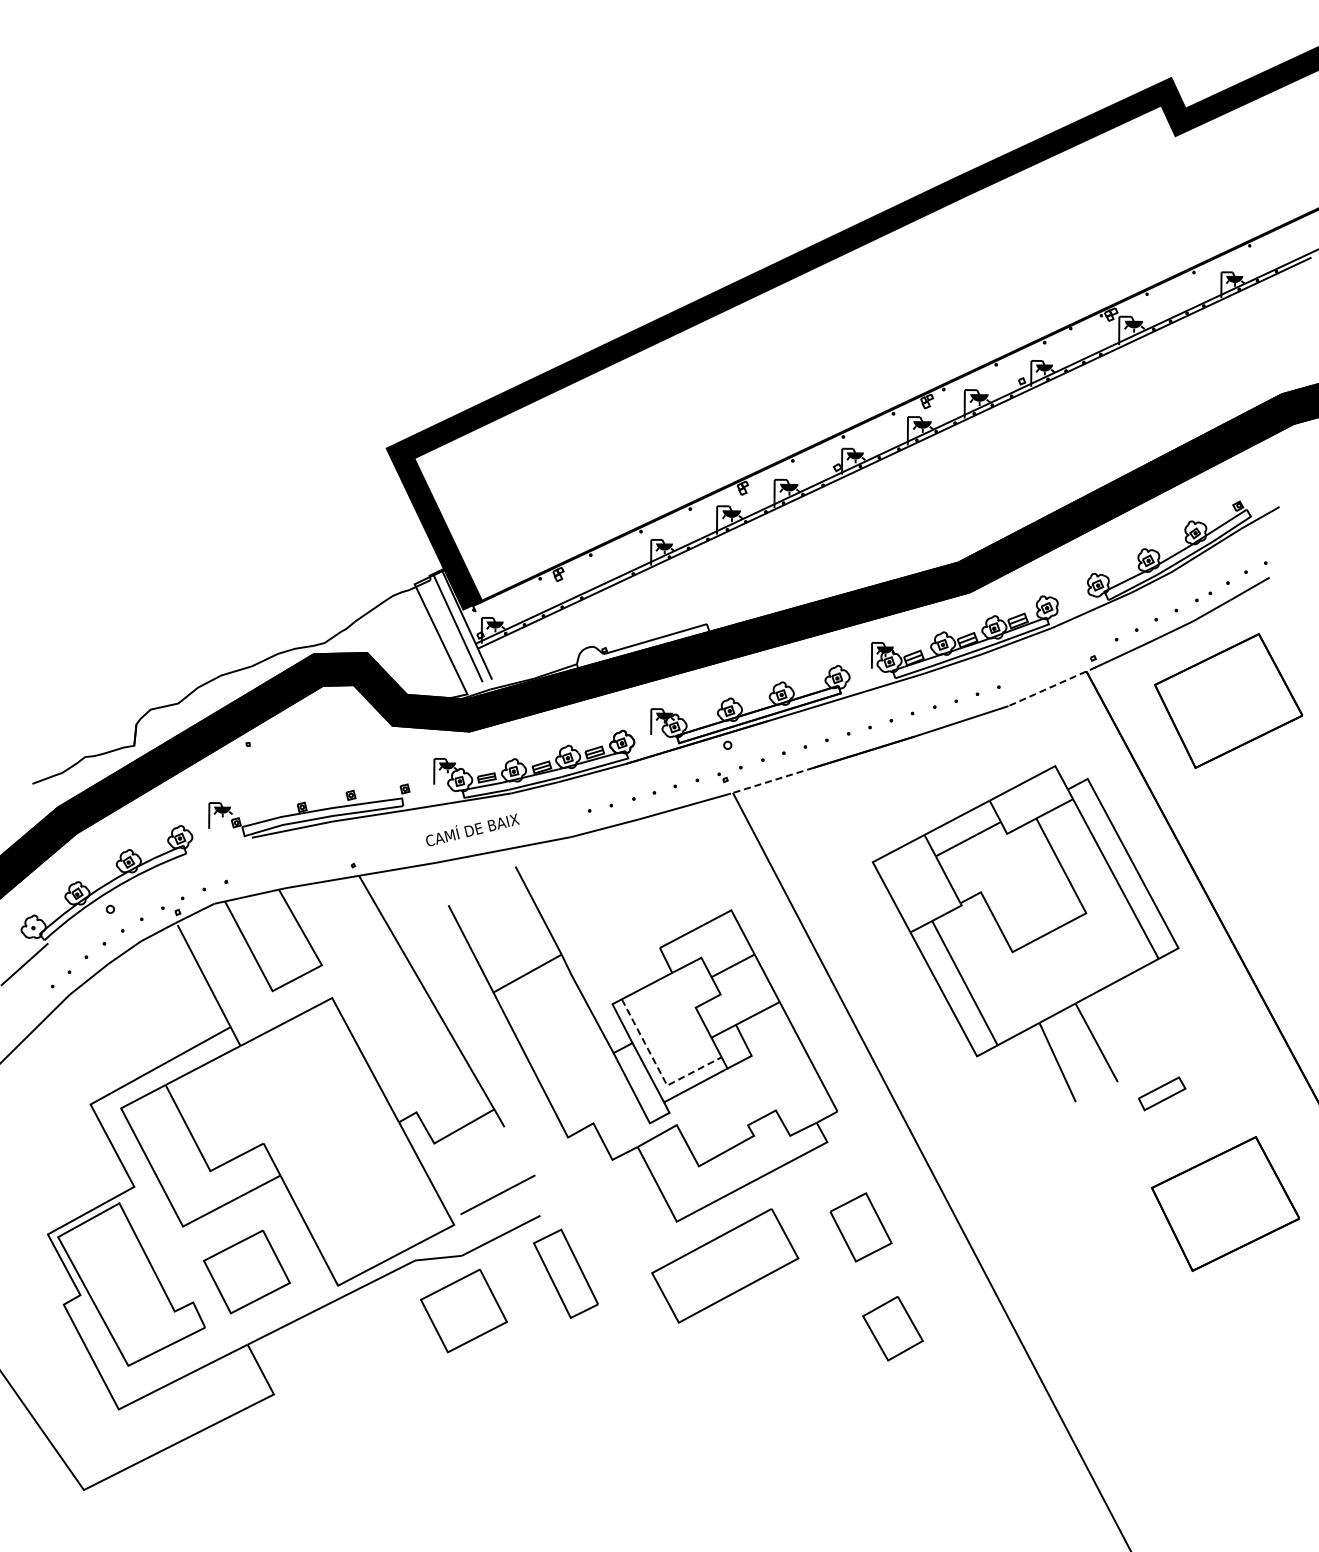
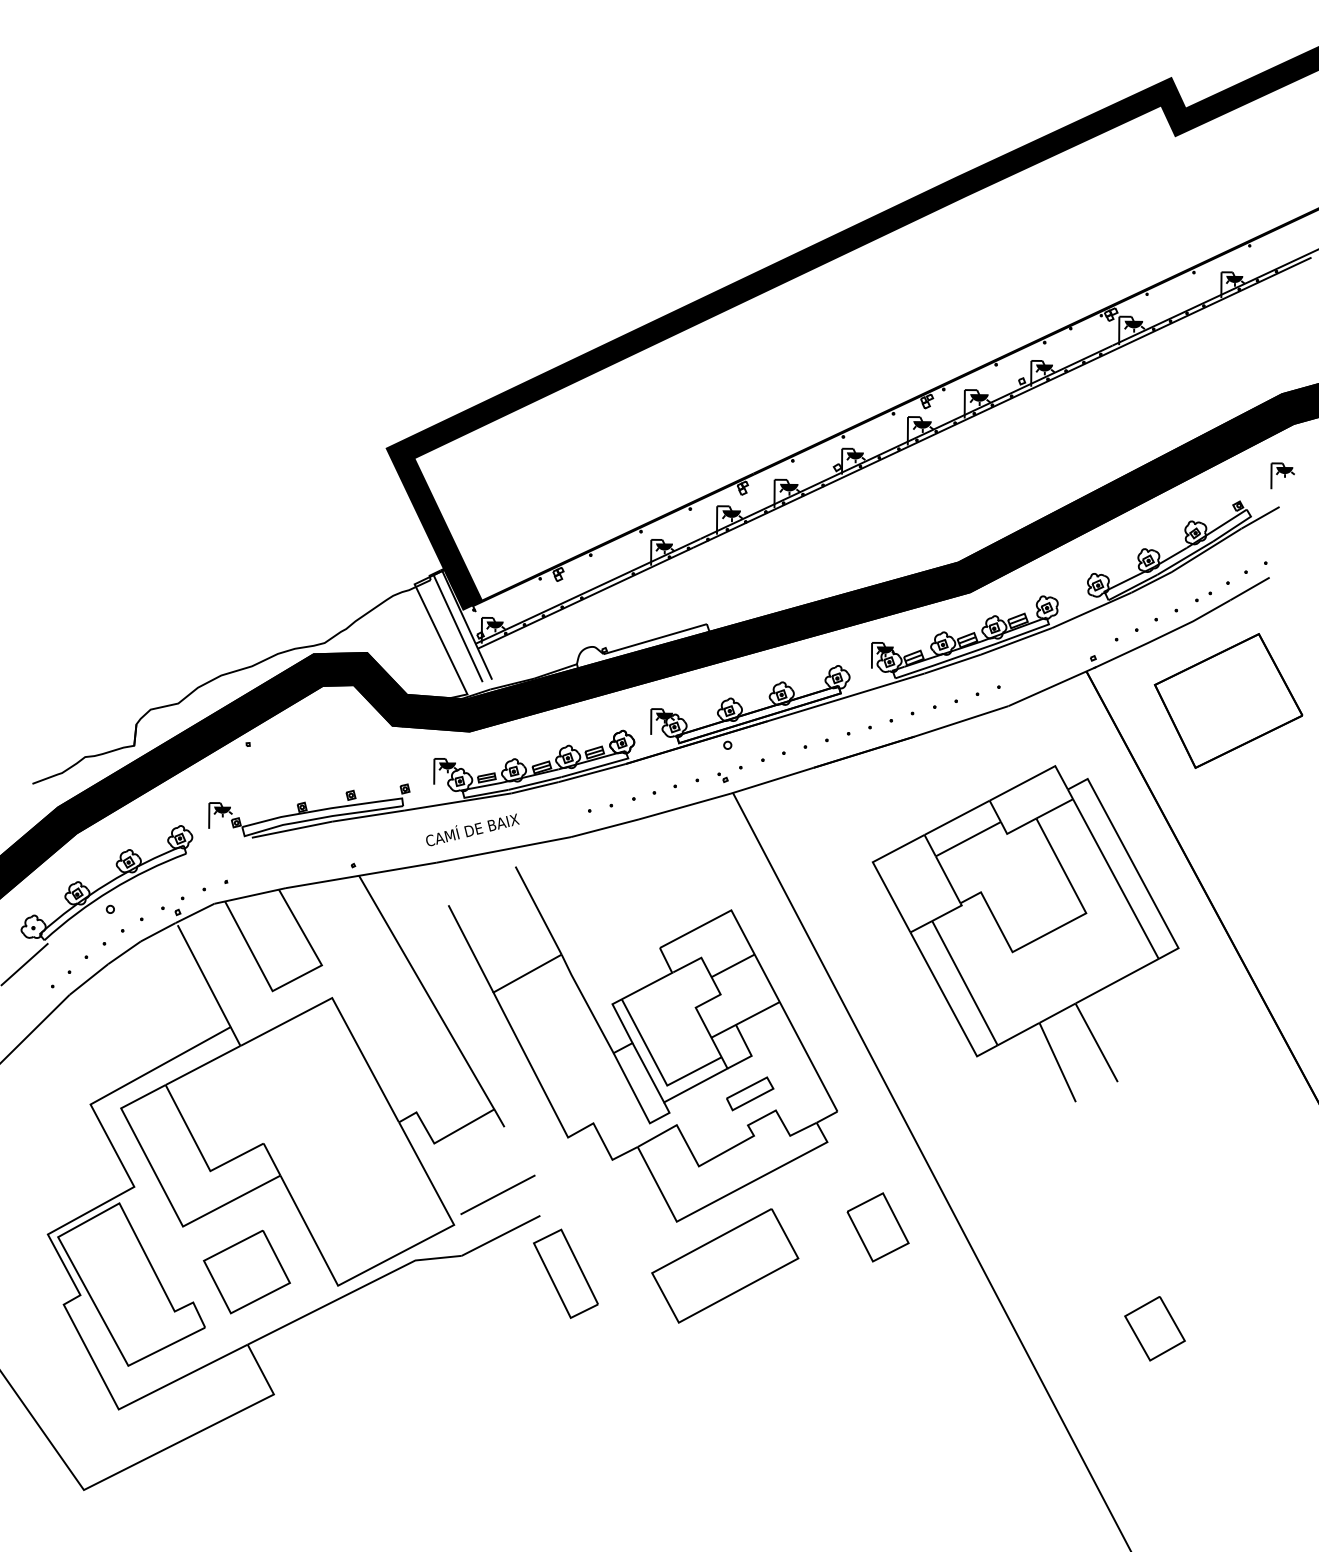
part: none -> present (1282, 475)
line: dashed -> solid (1051, 686)
line: dashed -> solid (771, 780)
line: dashed -> solid (659, 1070)
line position: (1160, 1088) -> (748, 1088) (748, 1088)
part: present -> none (1225, 1203)
part position: (860, 1227) -> (877, 1227) (877, 1227)
part: present -> none (463, 1310)
part position: (892, 1328) -> (1154, 1328) (1154, 1328)
